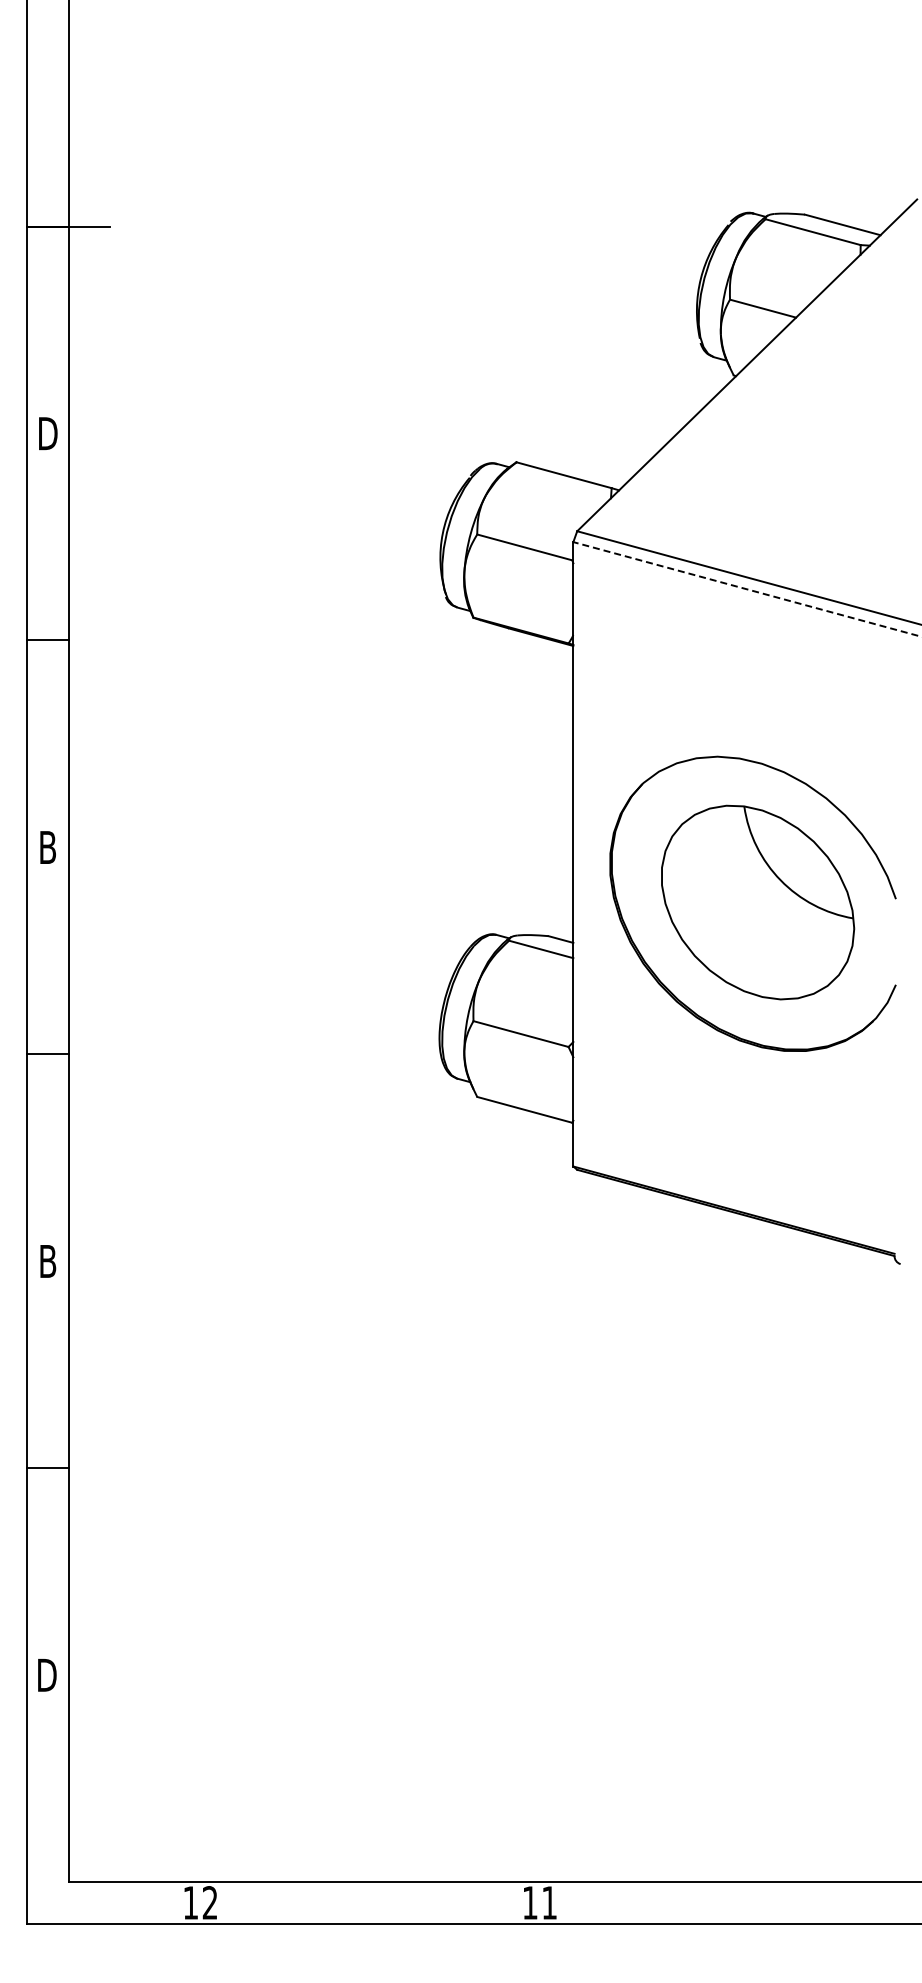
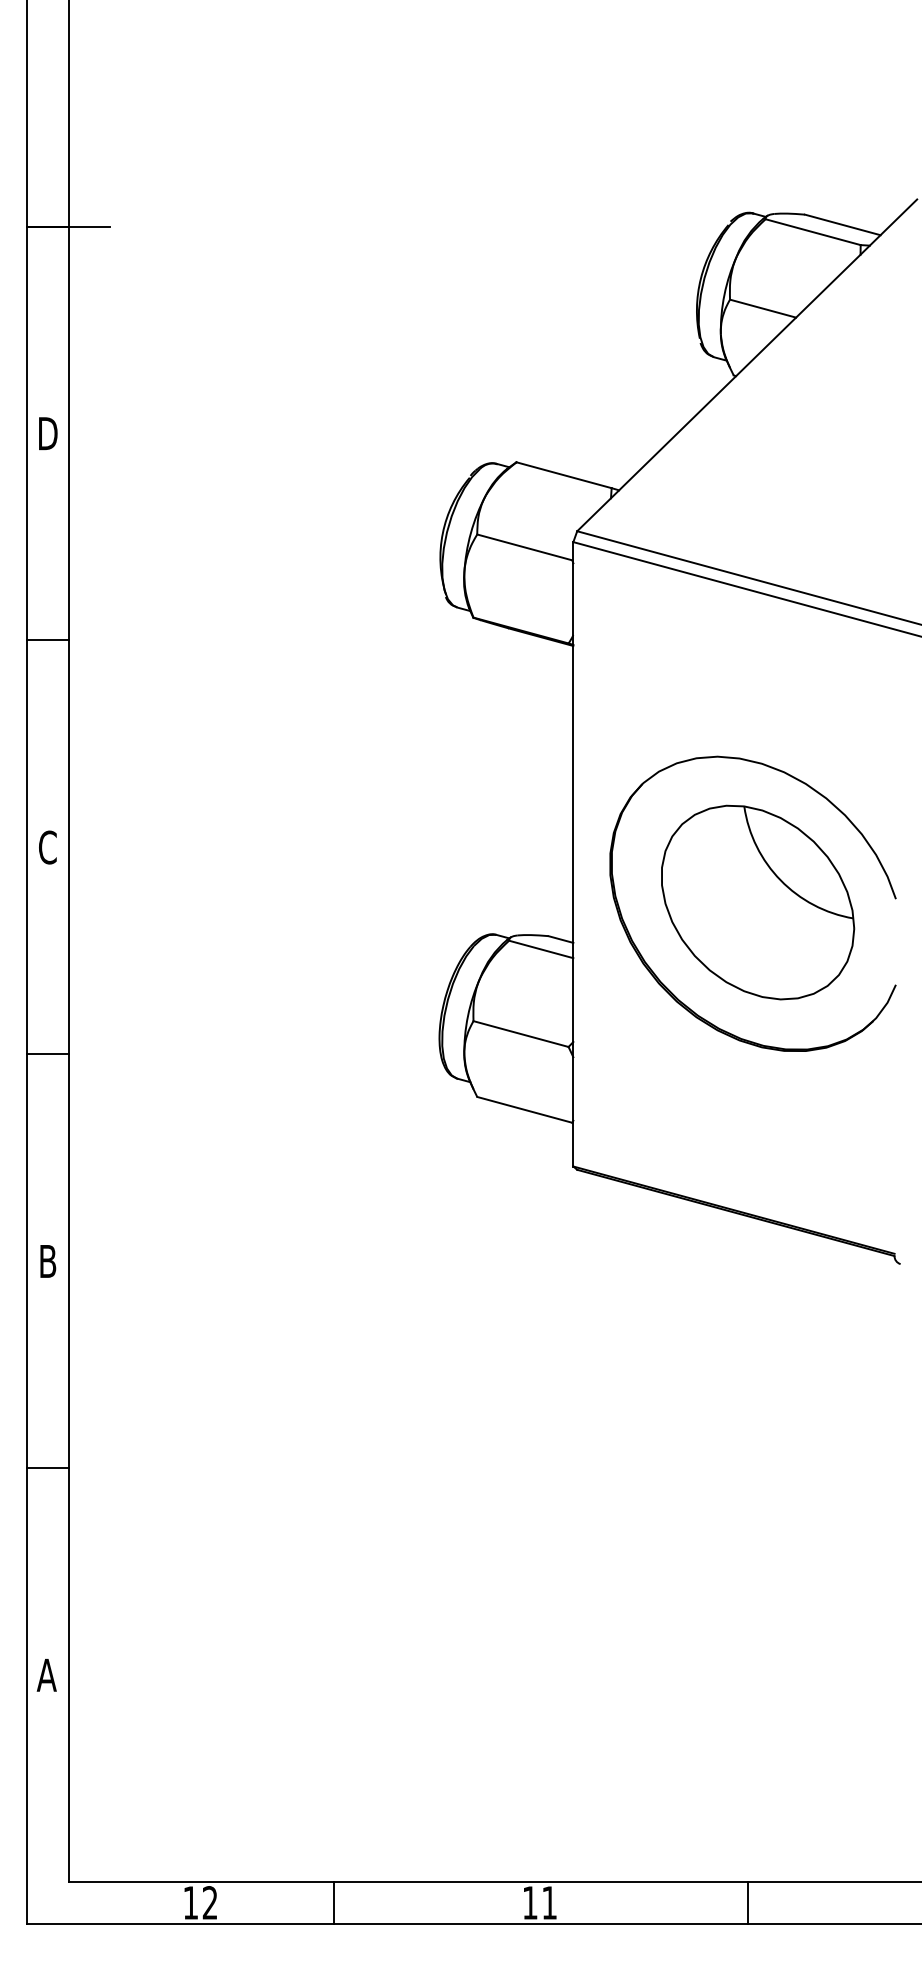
line: dashed -> solid (746, 589)
text: B -> C (47, 847)
text: D -> A (46, 1674)
line: none -> present (333, 1902)
line: none -> present (747, 1902)
